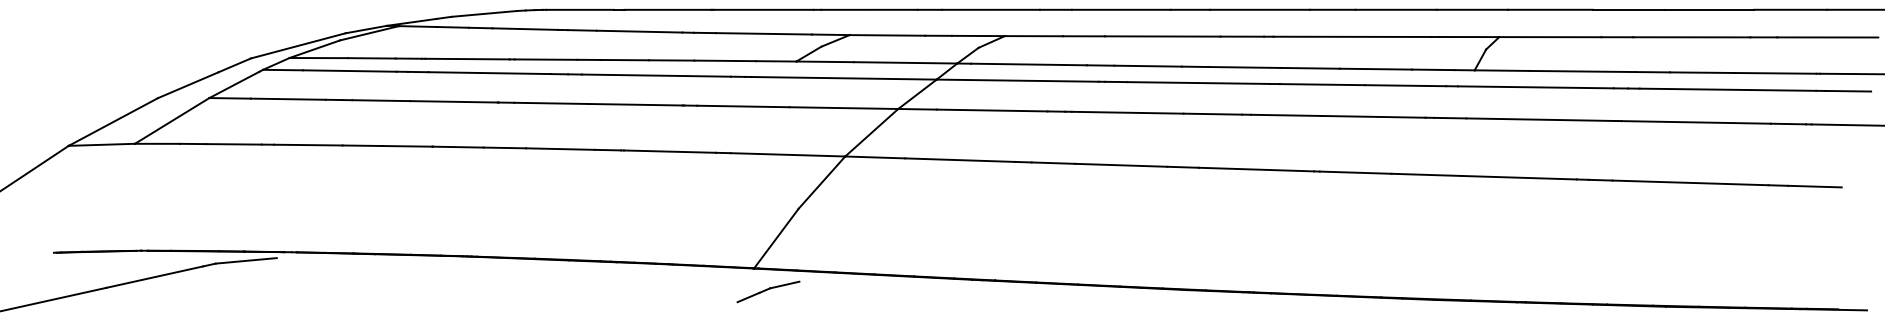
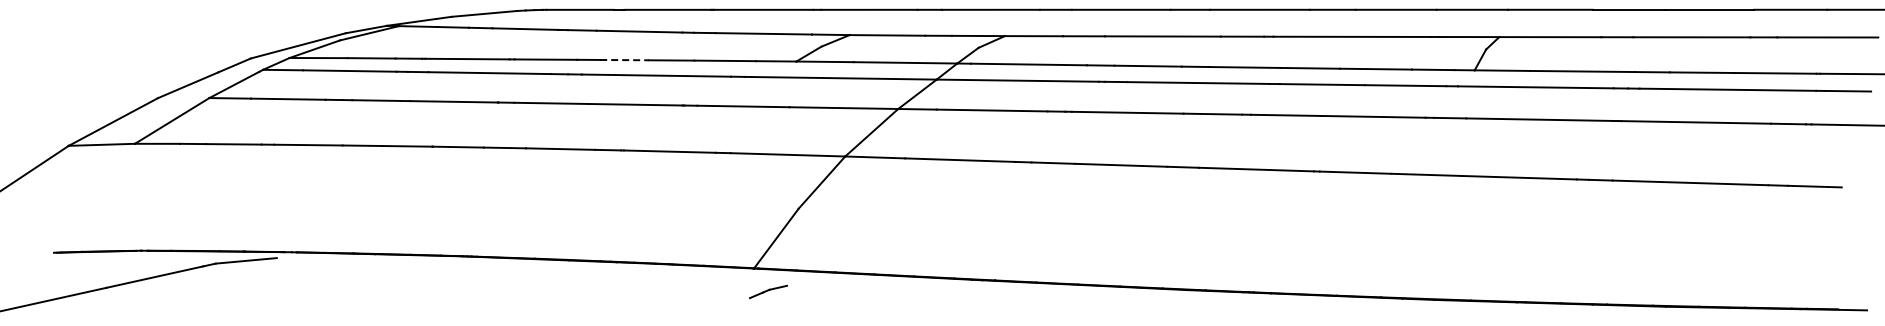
line: solid -> dashed (625, 60)
part size: 65x24 px -> 39x16 px (768, 291)
